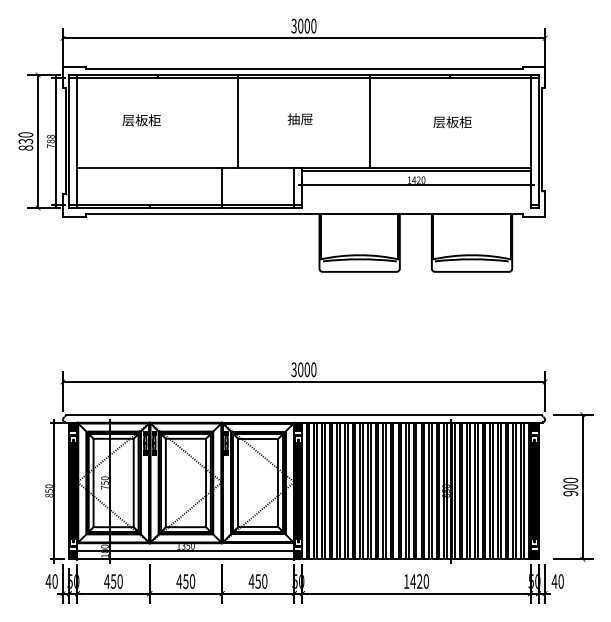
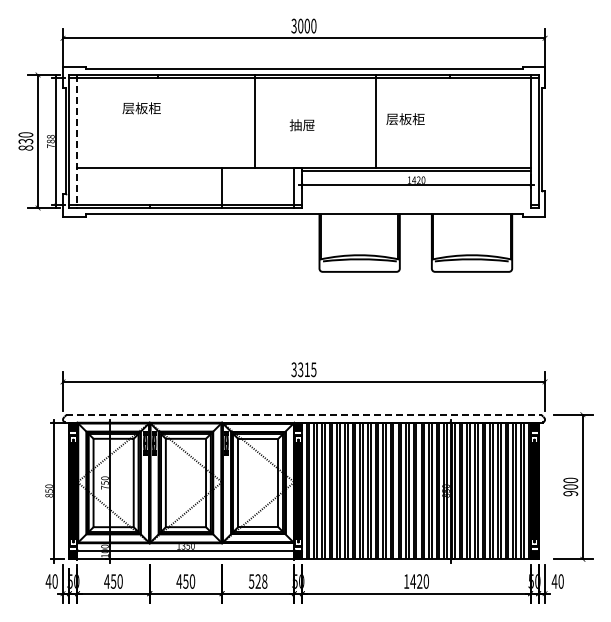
text position: (299, 119) -> (301, 125) (301, 125)
text position: (141, 120) -> (141, 108) (141, 108)
line position: (238, 120) -> (255, 120) (255, 120)
line position: (369, 120) -> (375, 120) (375, 120)
text position: (452, 122) -> (405, 119) (405, 119)
line: solid -> dashed (77, 141)
text: 3000 -> 3315 (307, 369)
line: solid -> dashed (304, 414)
text: 450 -> 528 (257, 581)
